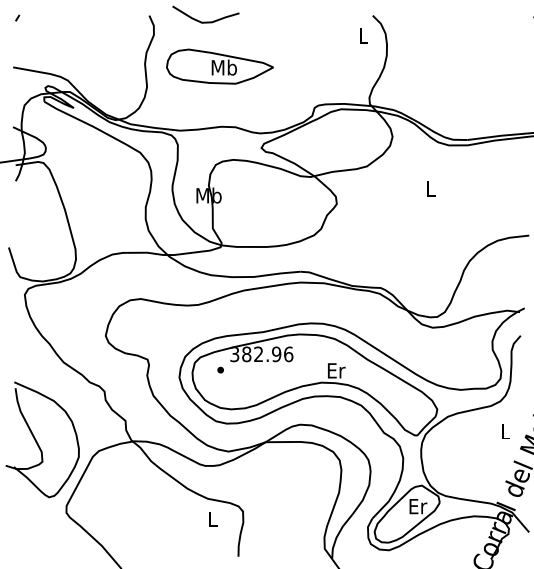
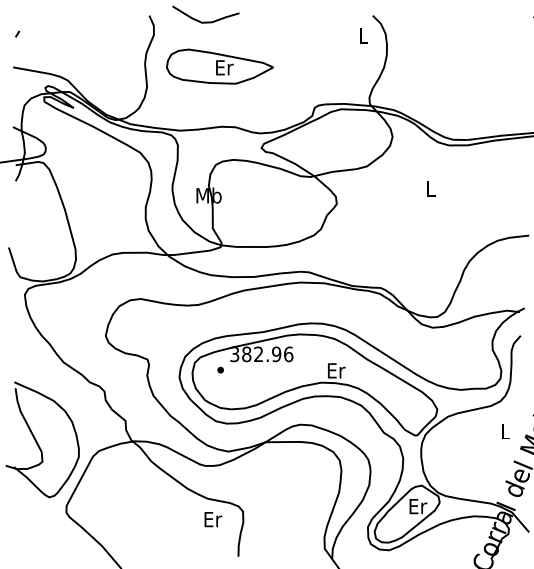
line position: (17, 17) -> (17, 33) (17, 33)
text: Mb -> Er (223, 67)
text: L -> Er (213, 519)
